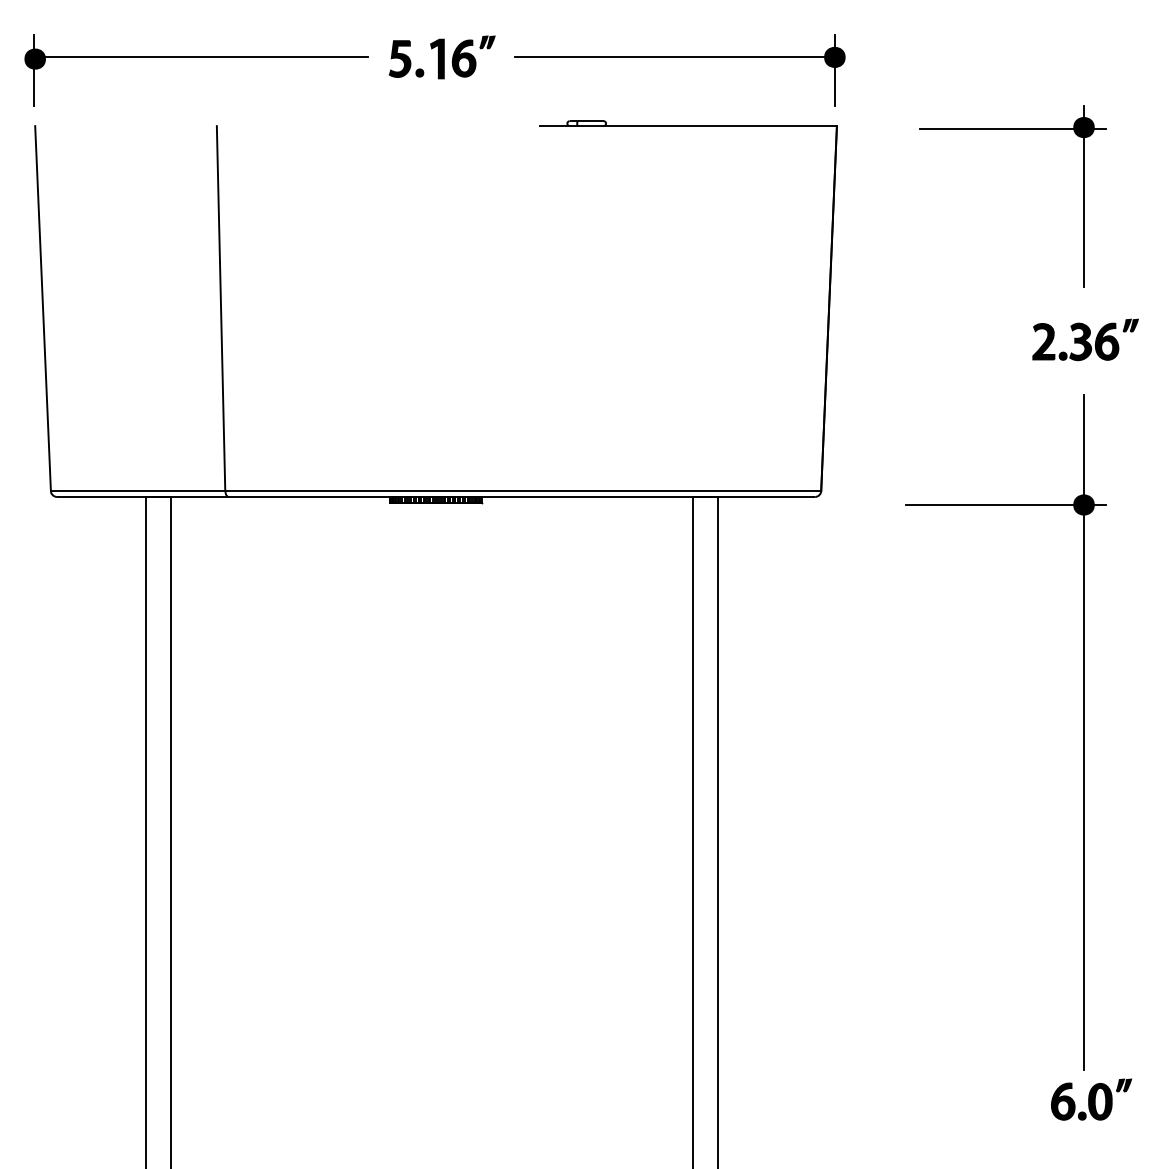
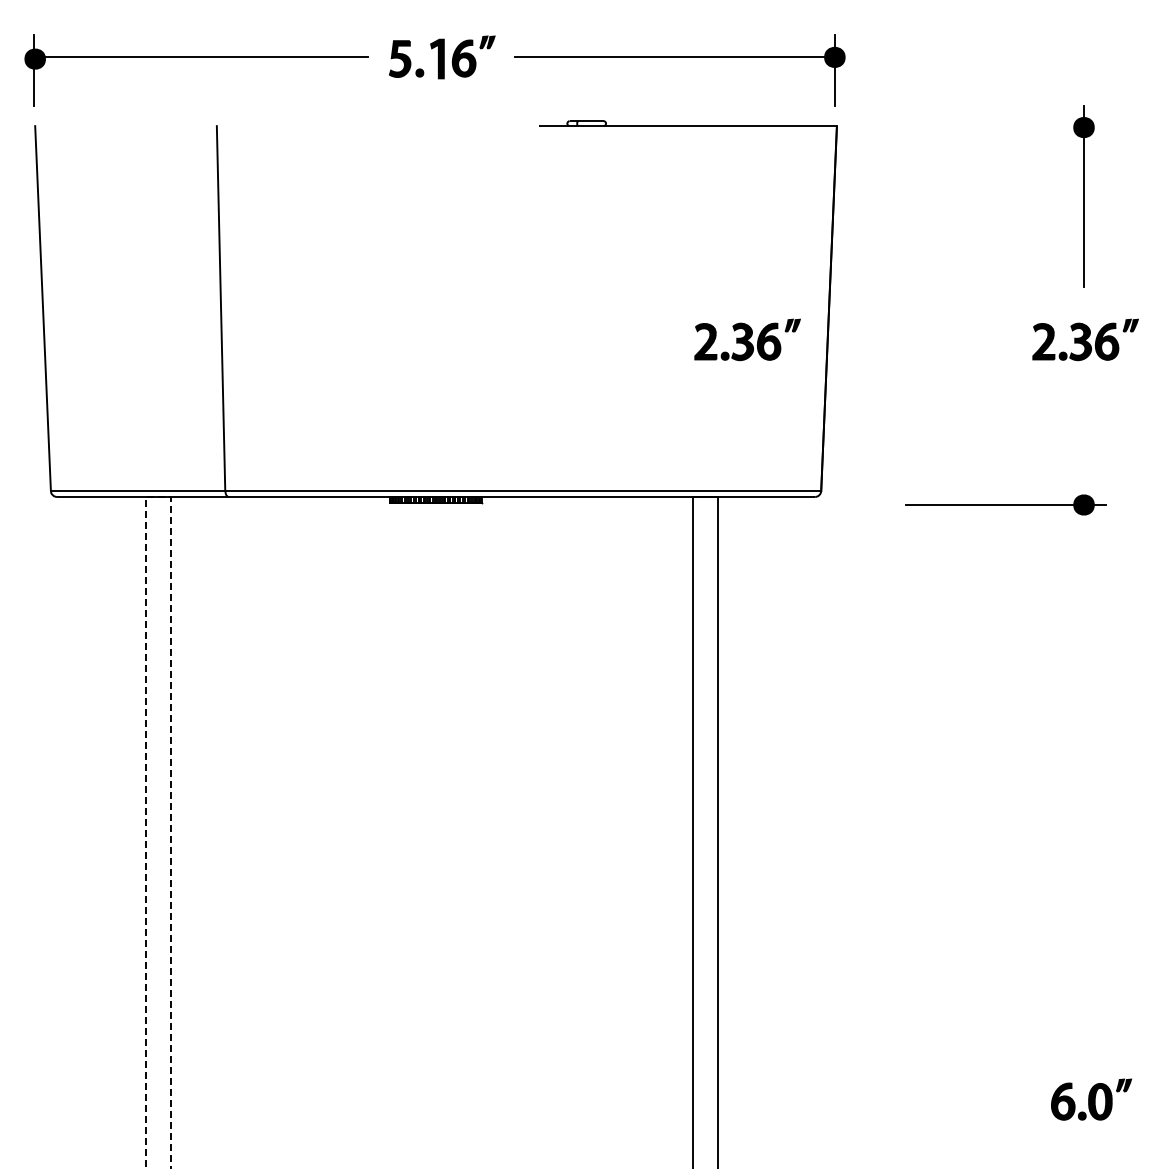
line: present -> none (1012, 129)
part: none -> present (747, 339)
line: solid -> dashed (159, 496)
line: present -> none (1084, 731)
